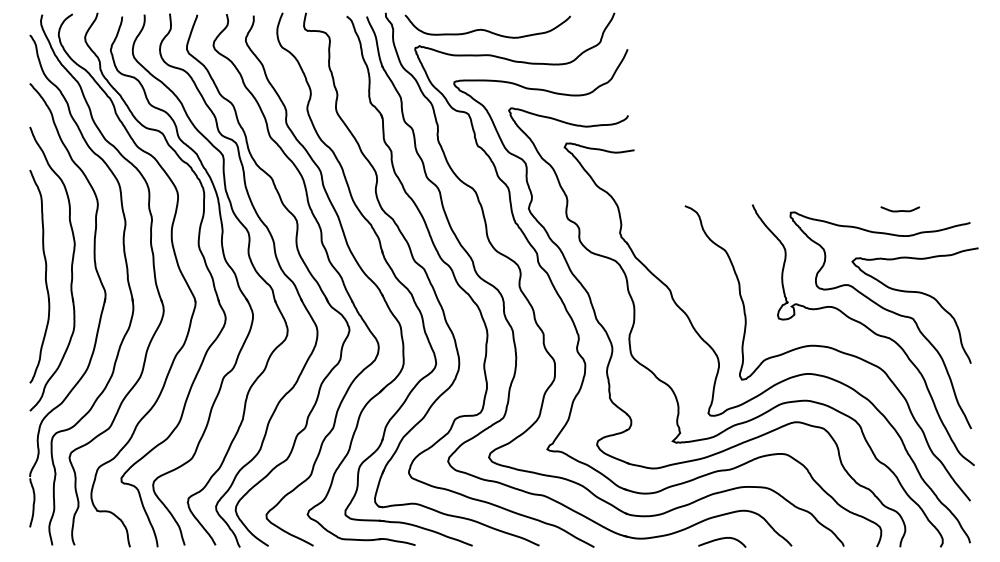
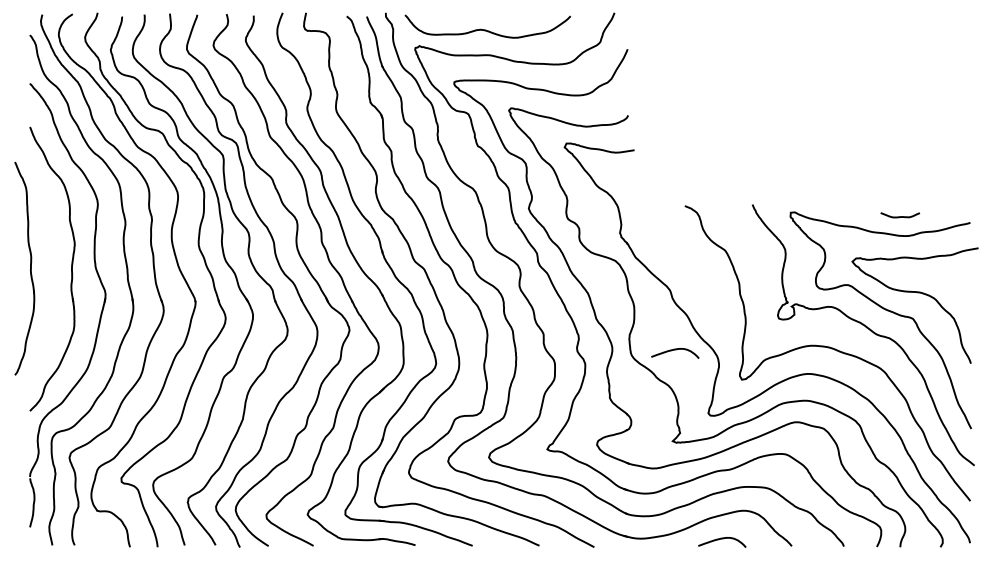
curve position: (900, 210) -> (900, 216) (900, 216)
part position: (39, 276) -> (24, 268) (24, 268)
curve: none -> present (675, 350)
